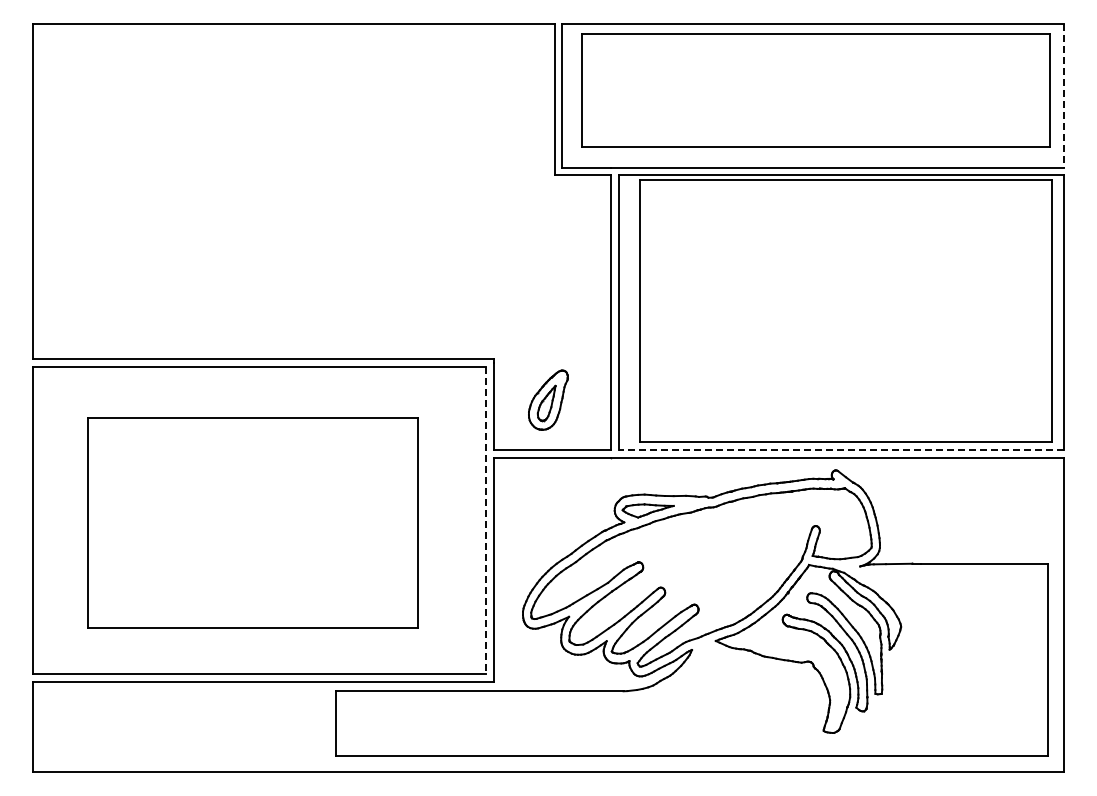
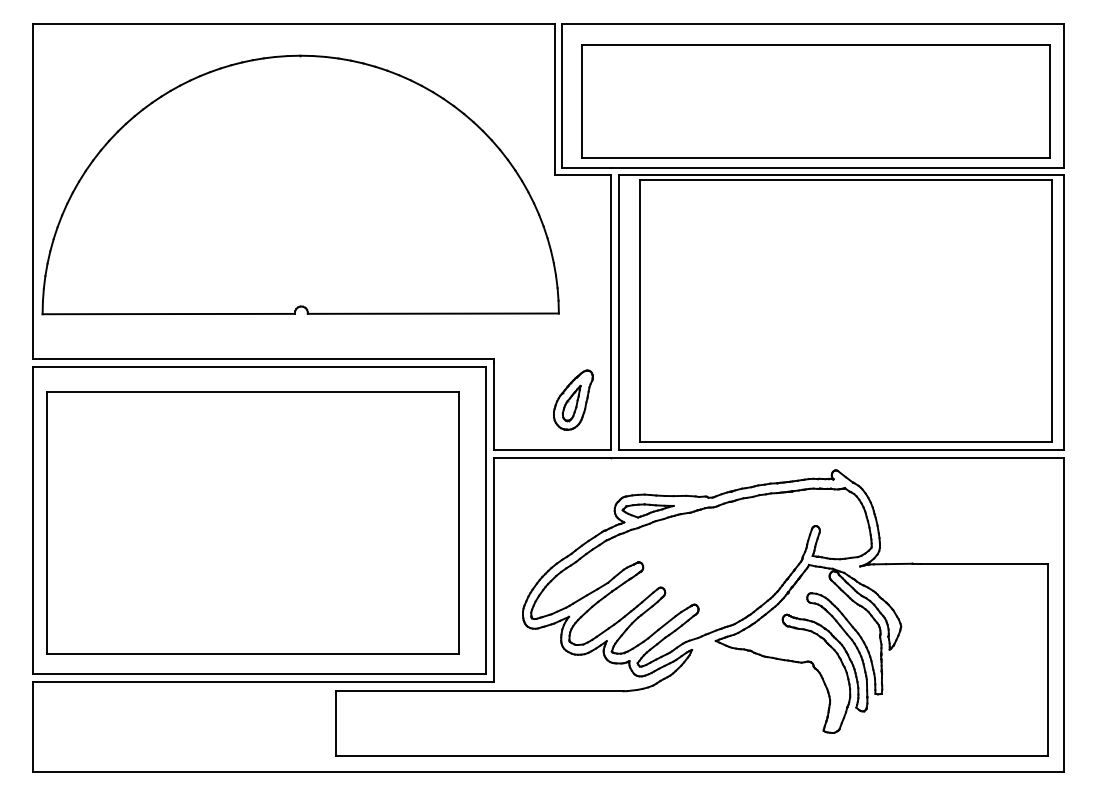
part position: (815, 90) -> (815, 101) (815, 101)
line: dashed -> solid (1064, 95)
part: none -> present (300, 184)
part position: (548, 399) -> (573, 399) (573, 399)
line: dashed -> solid (841, 450)
line: dashed -> solid (486, 520)
part size: 332x212 px -> 414x264 px (252, 522)
